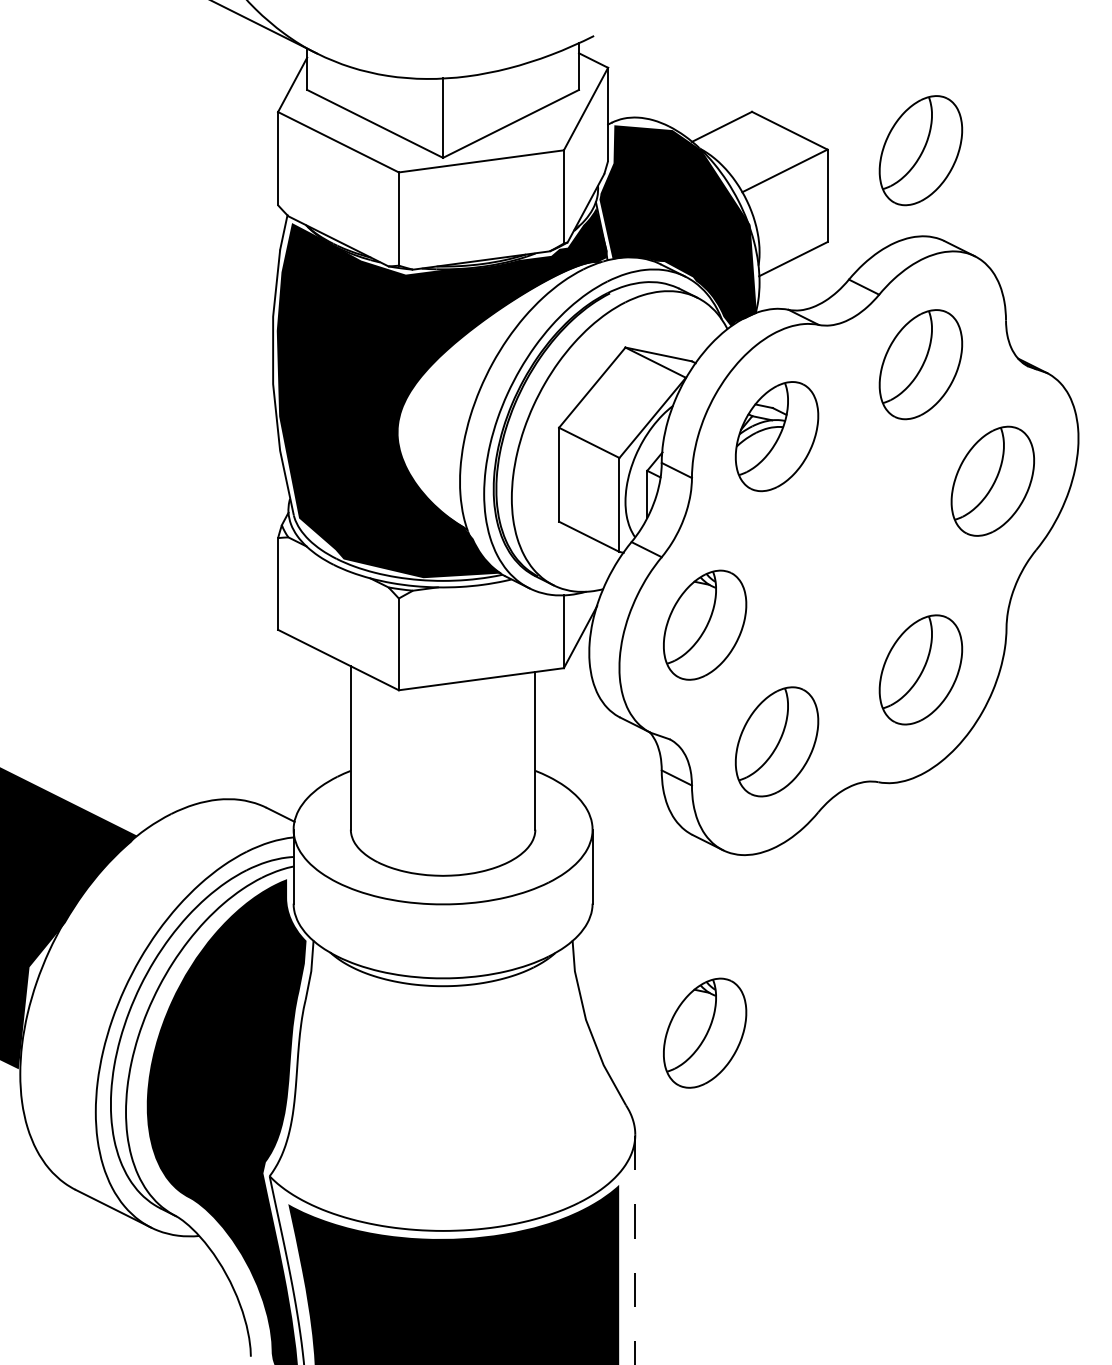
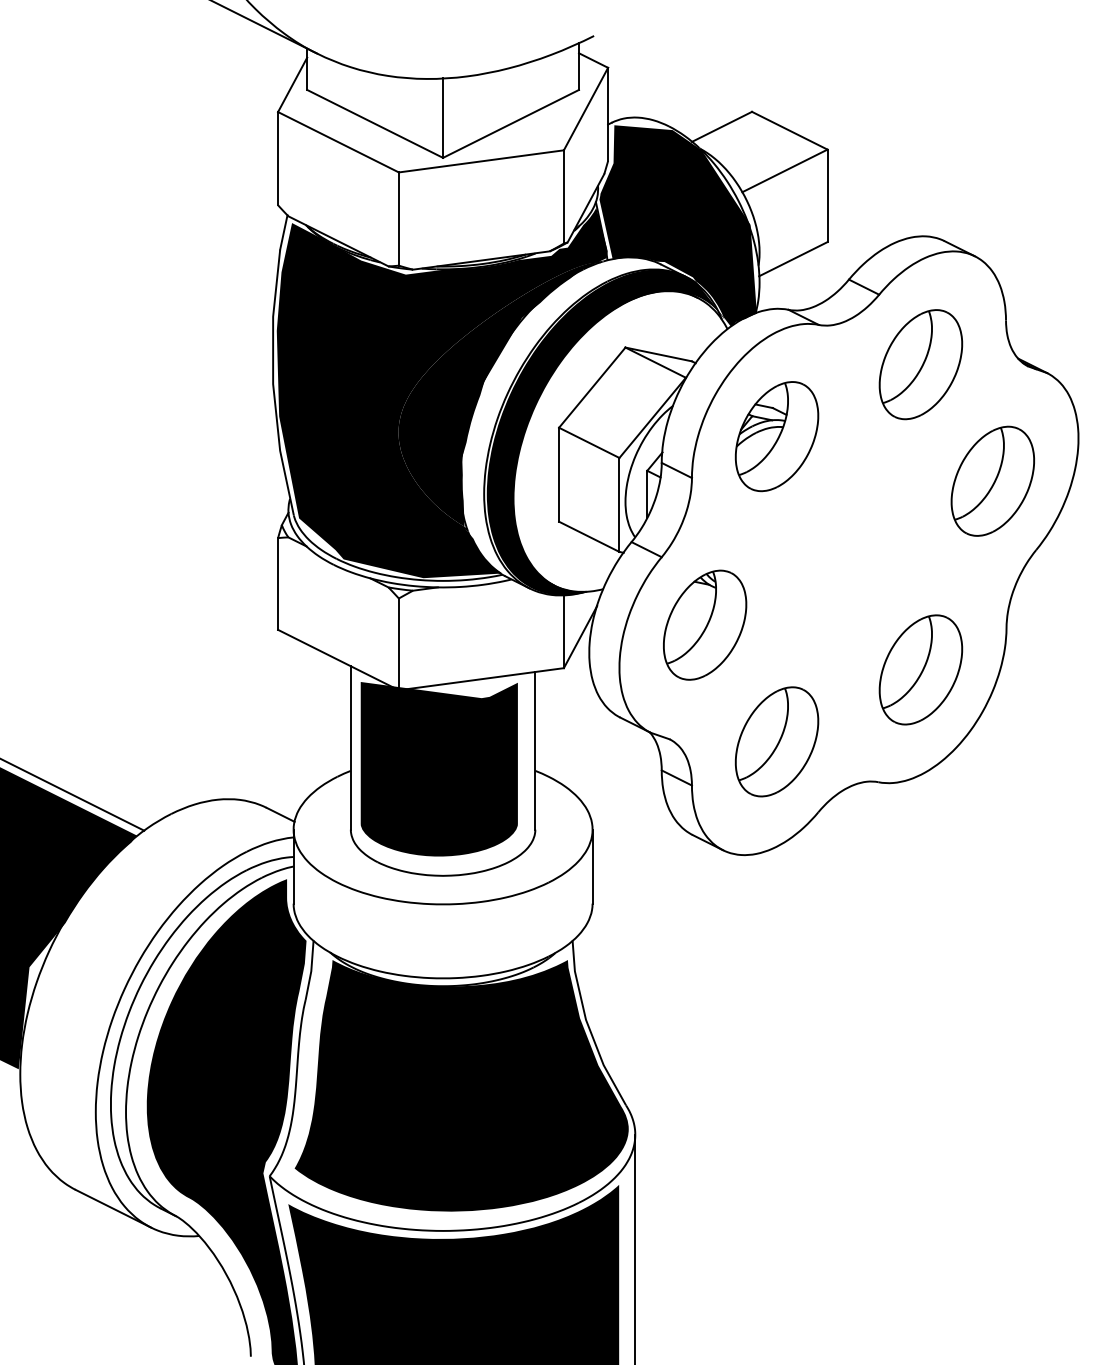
part: present -> none (920, 150)
fill: none -> present (498, 394)
fill: none -> present (605, 432)
fill: none -> present (438, 768)
line: none -> present (73, 794)
part: present -> none (705, 1032)
fill: none -> present (461, 1085)
line: dashed -> solid (635, 1249)
